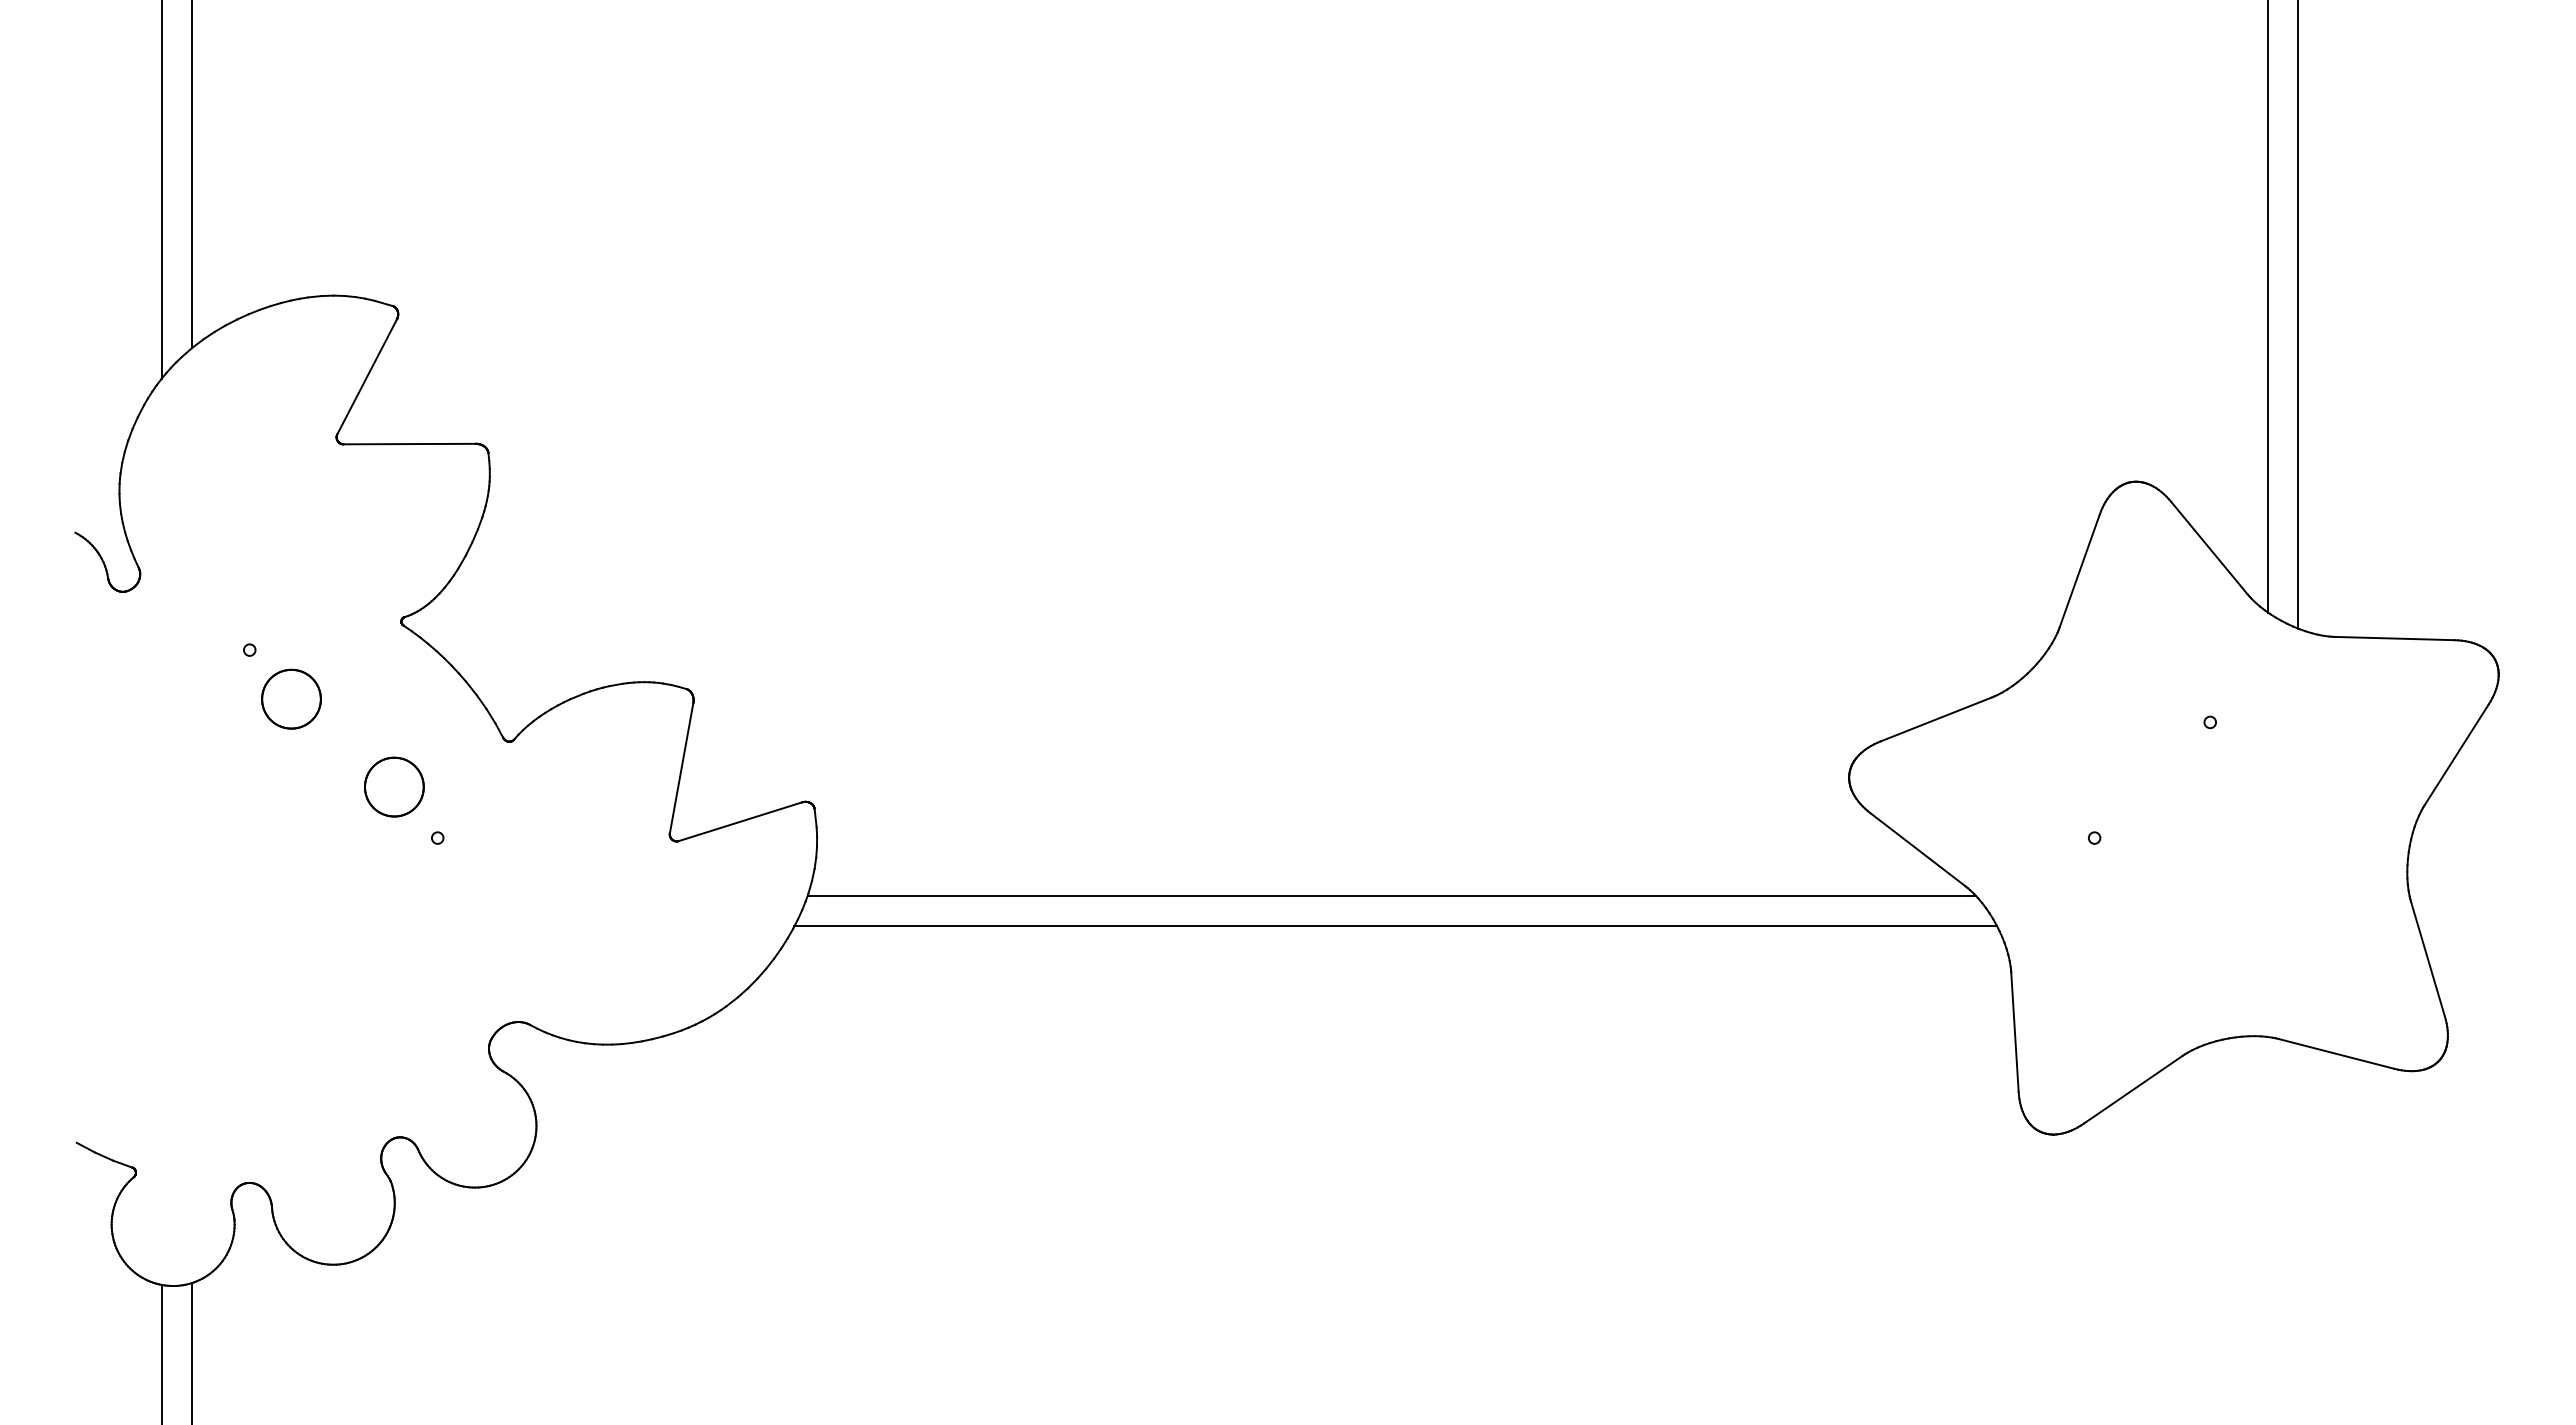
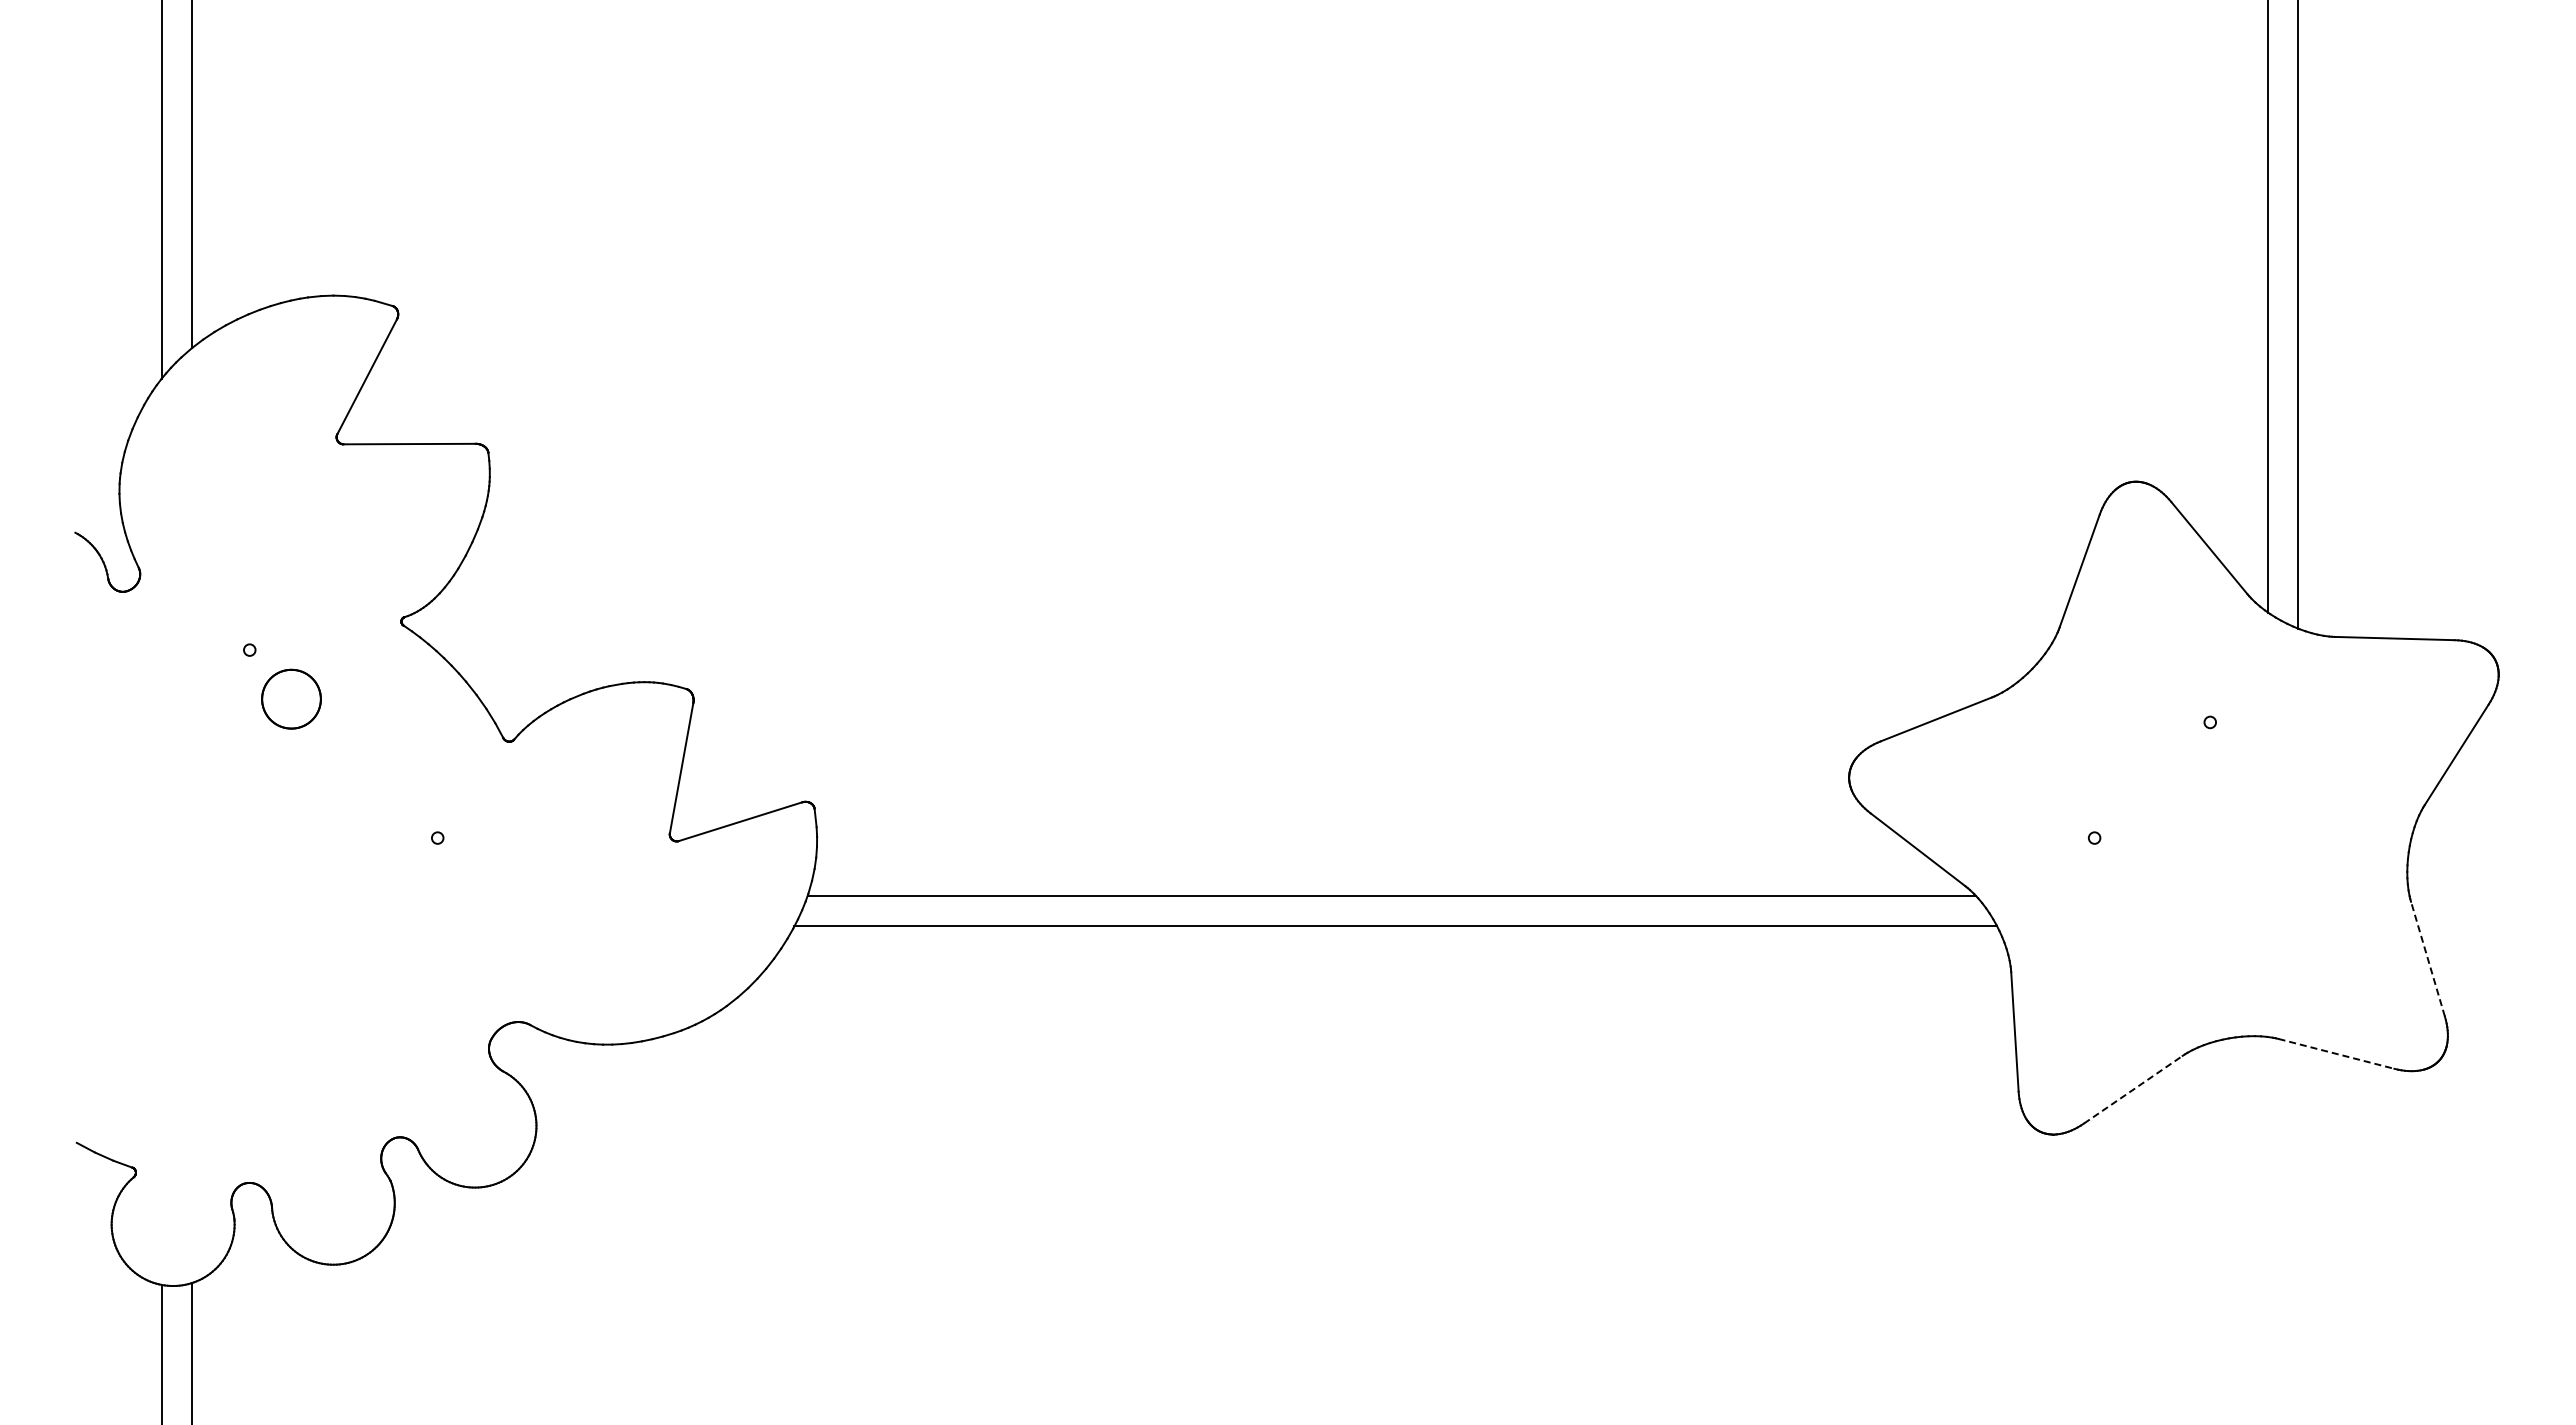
part: present -> none (394, 786)
line: solid -> dashed (2427, 959)
line: solid -> dashed (2336, 1053)
line: solid -> dashed (2133, 1089)
